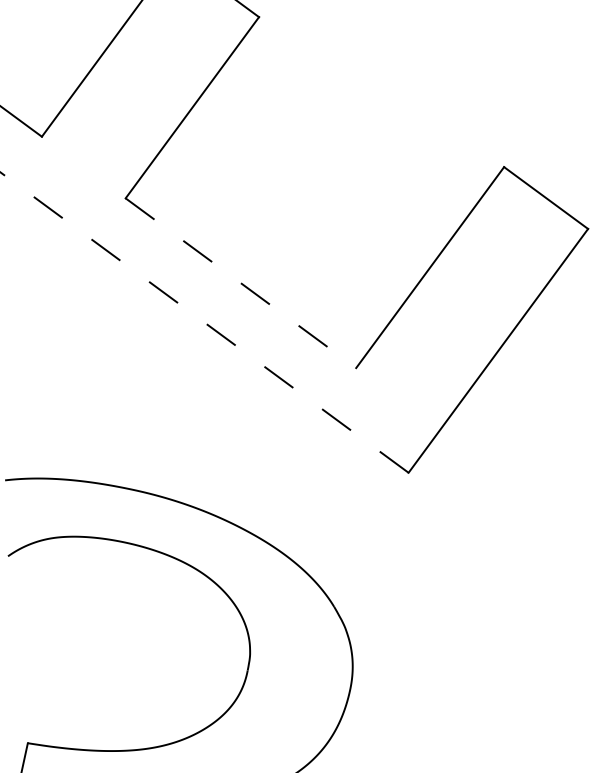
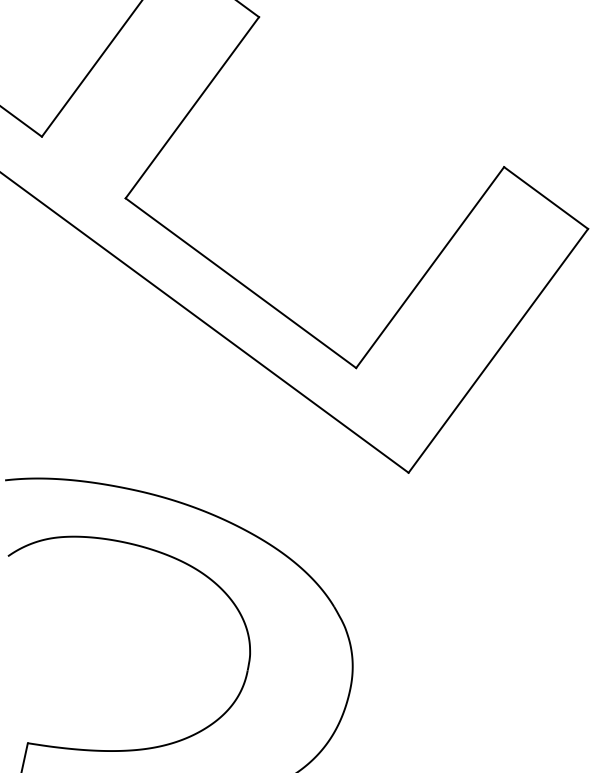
line: dashed -> solid (241, 283)
line: dashed -> solid (204, 322)
